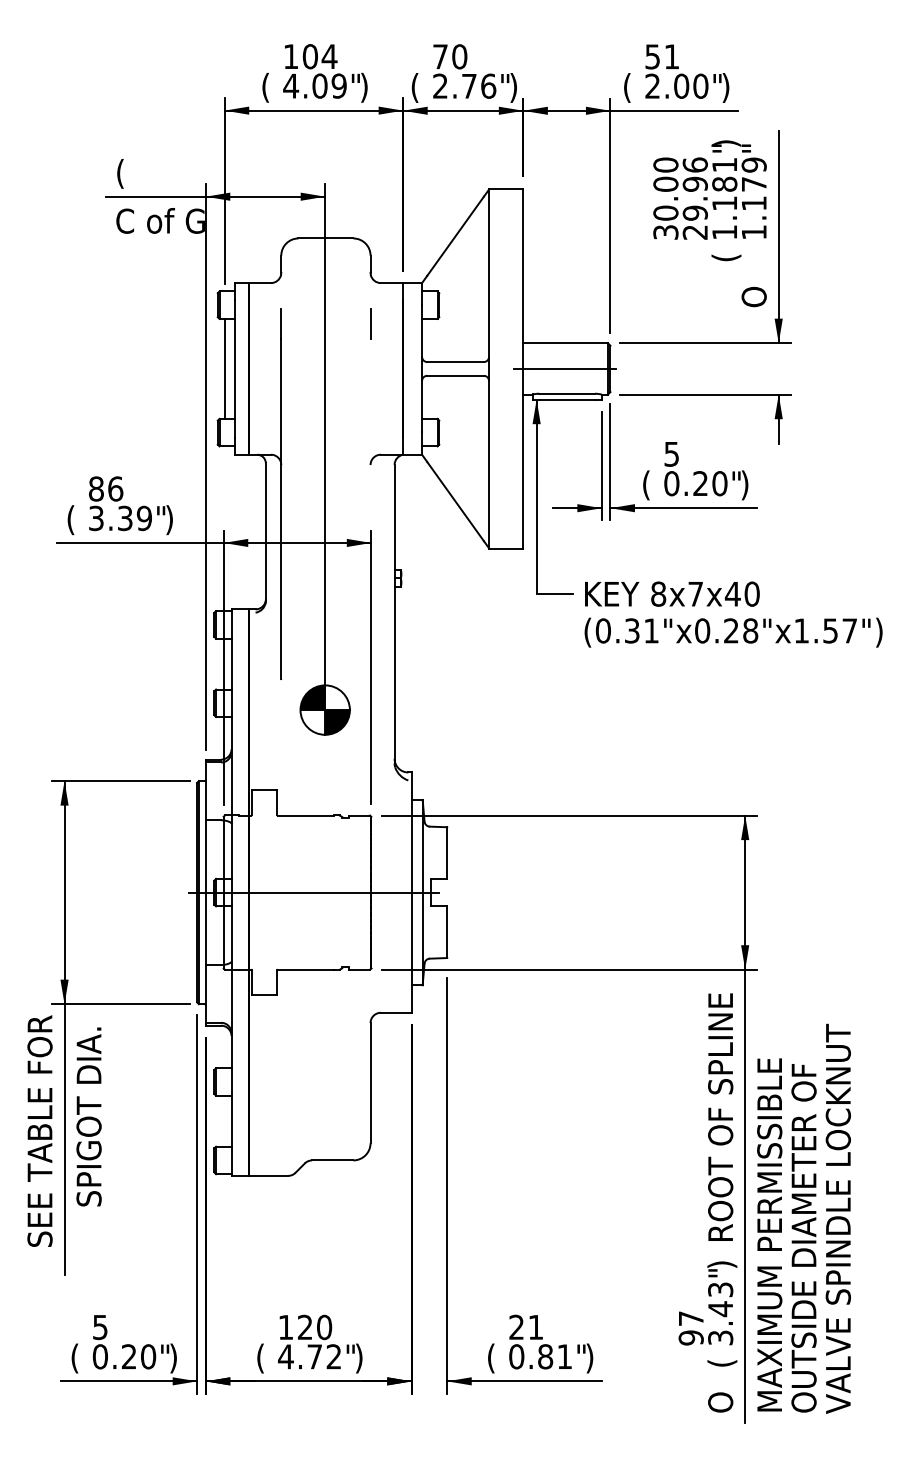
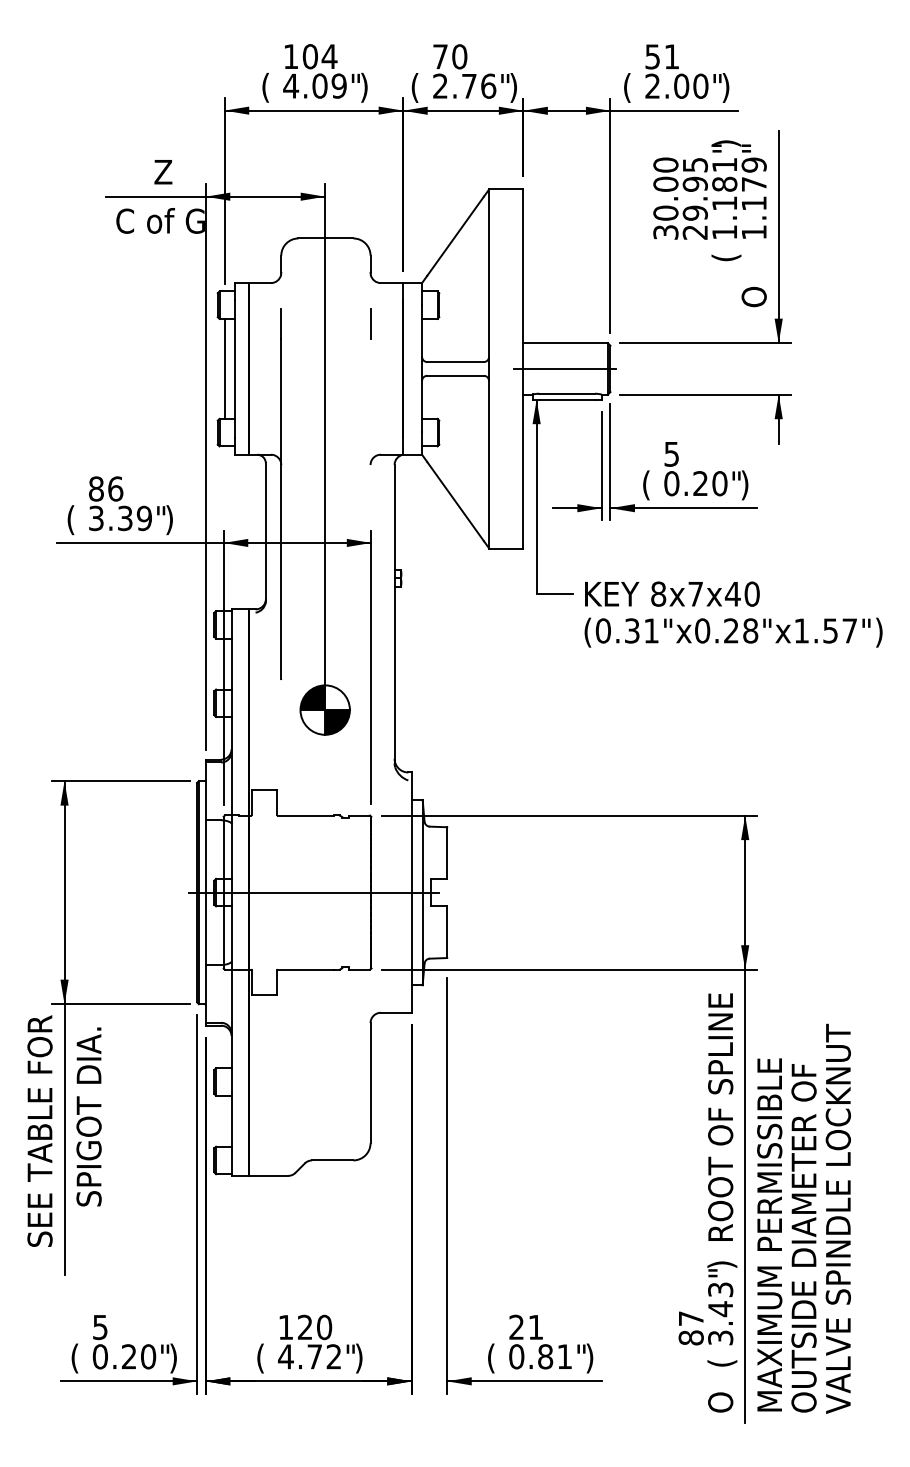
text: 29.96 -> 29.95 (694, 164)
text: ( -> Z (144, 173)
text: 97 -> 87 (690, 1337)
